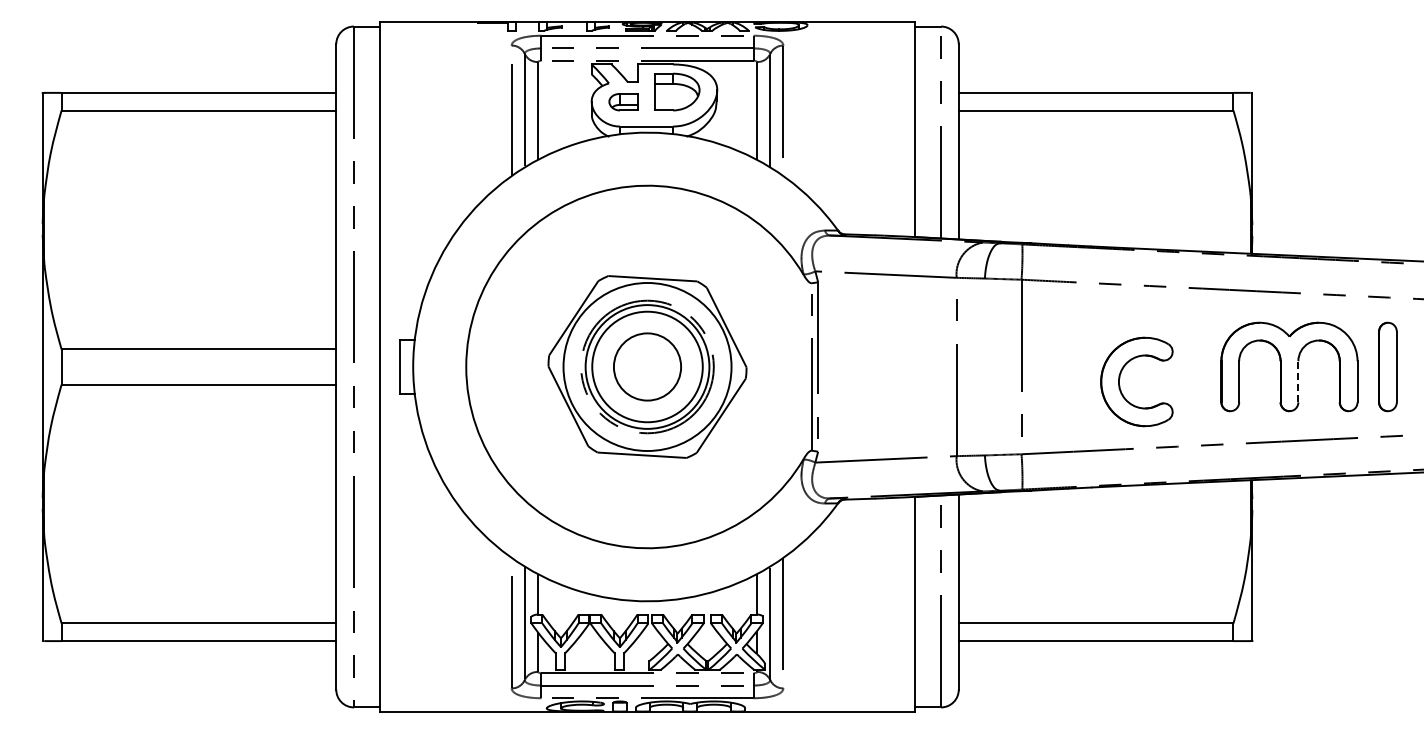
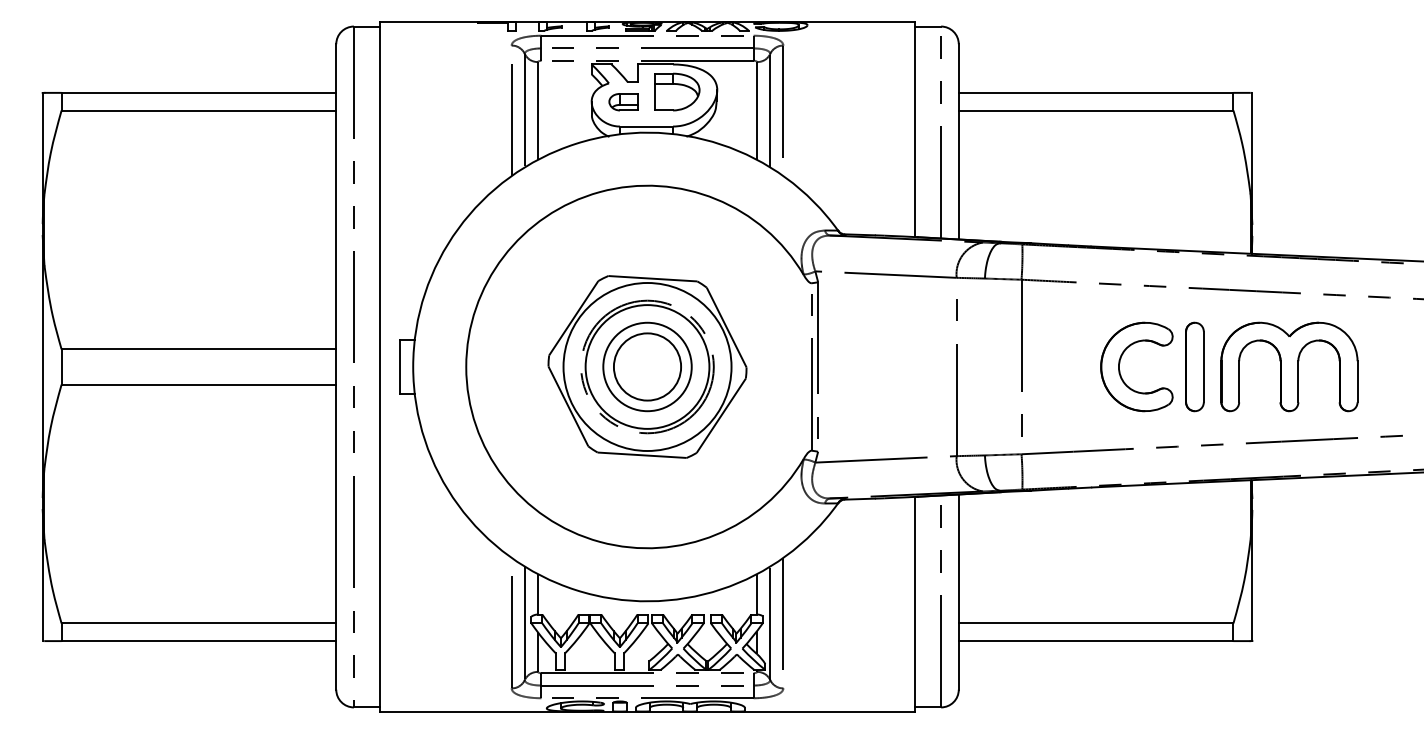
circle diameter: 111 px -> 88 px (647, 366)
part position: (1387, 366) -> (1194, 366) (1194, 366)
part position: (1120, 378) -> (1120, 363) (1120, 363)
line: dashed -> solid (1298, 381)
